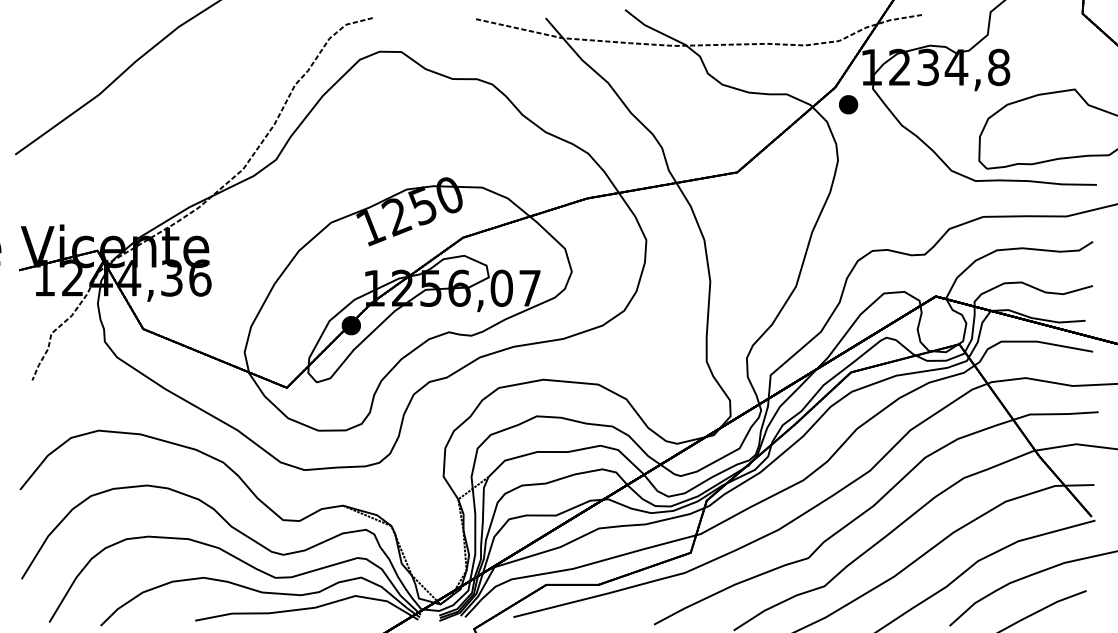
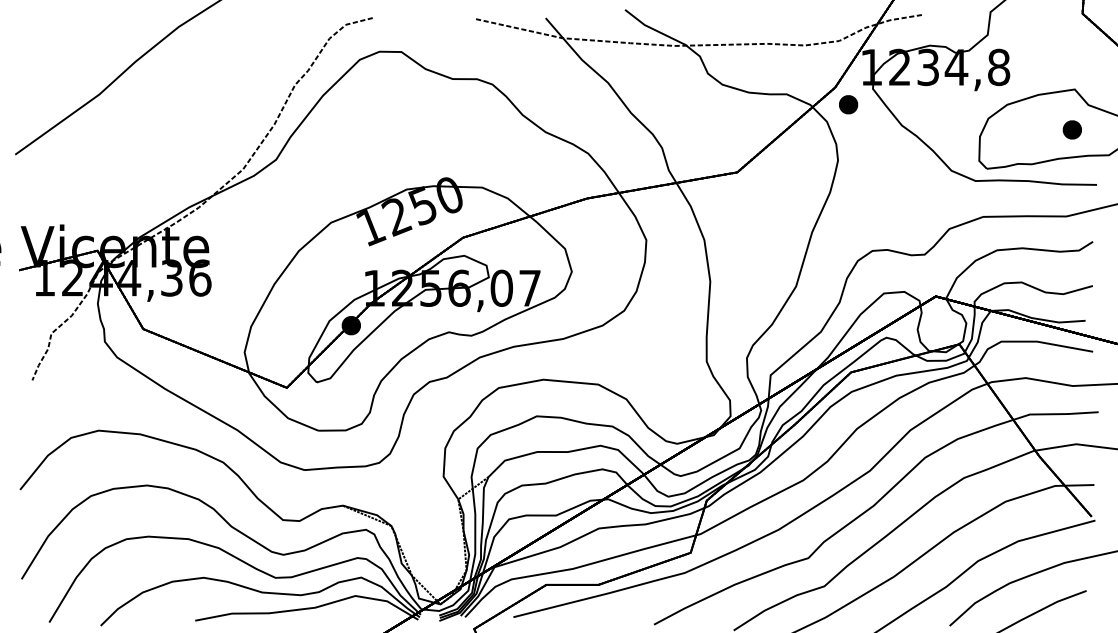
part: none -> present (1071, 129)
